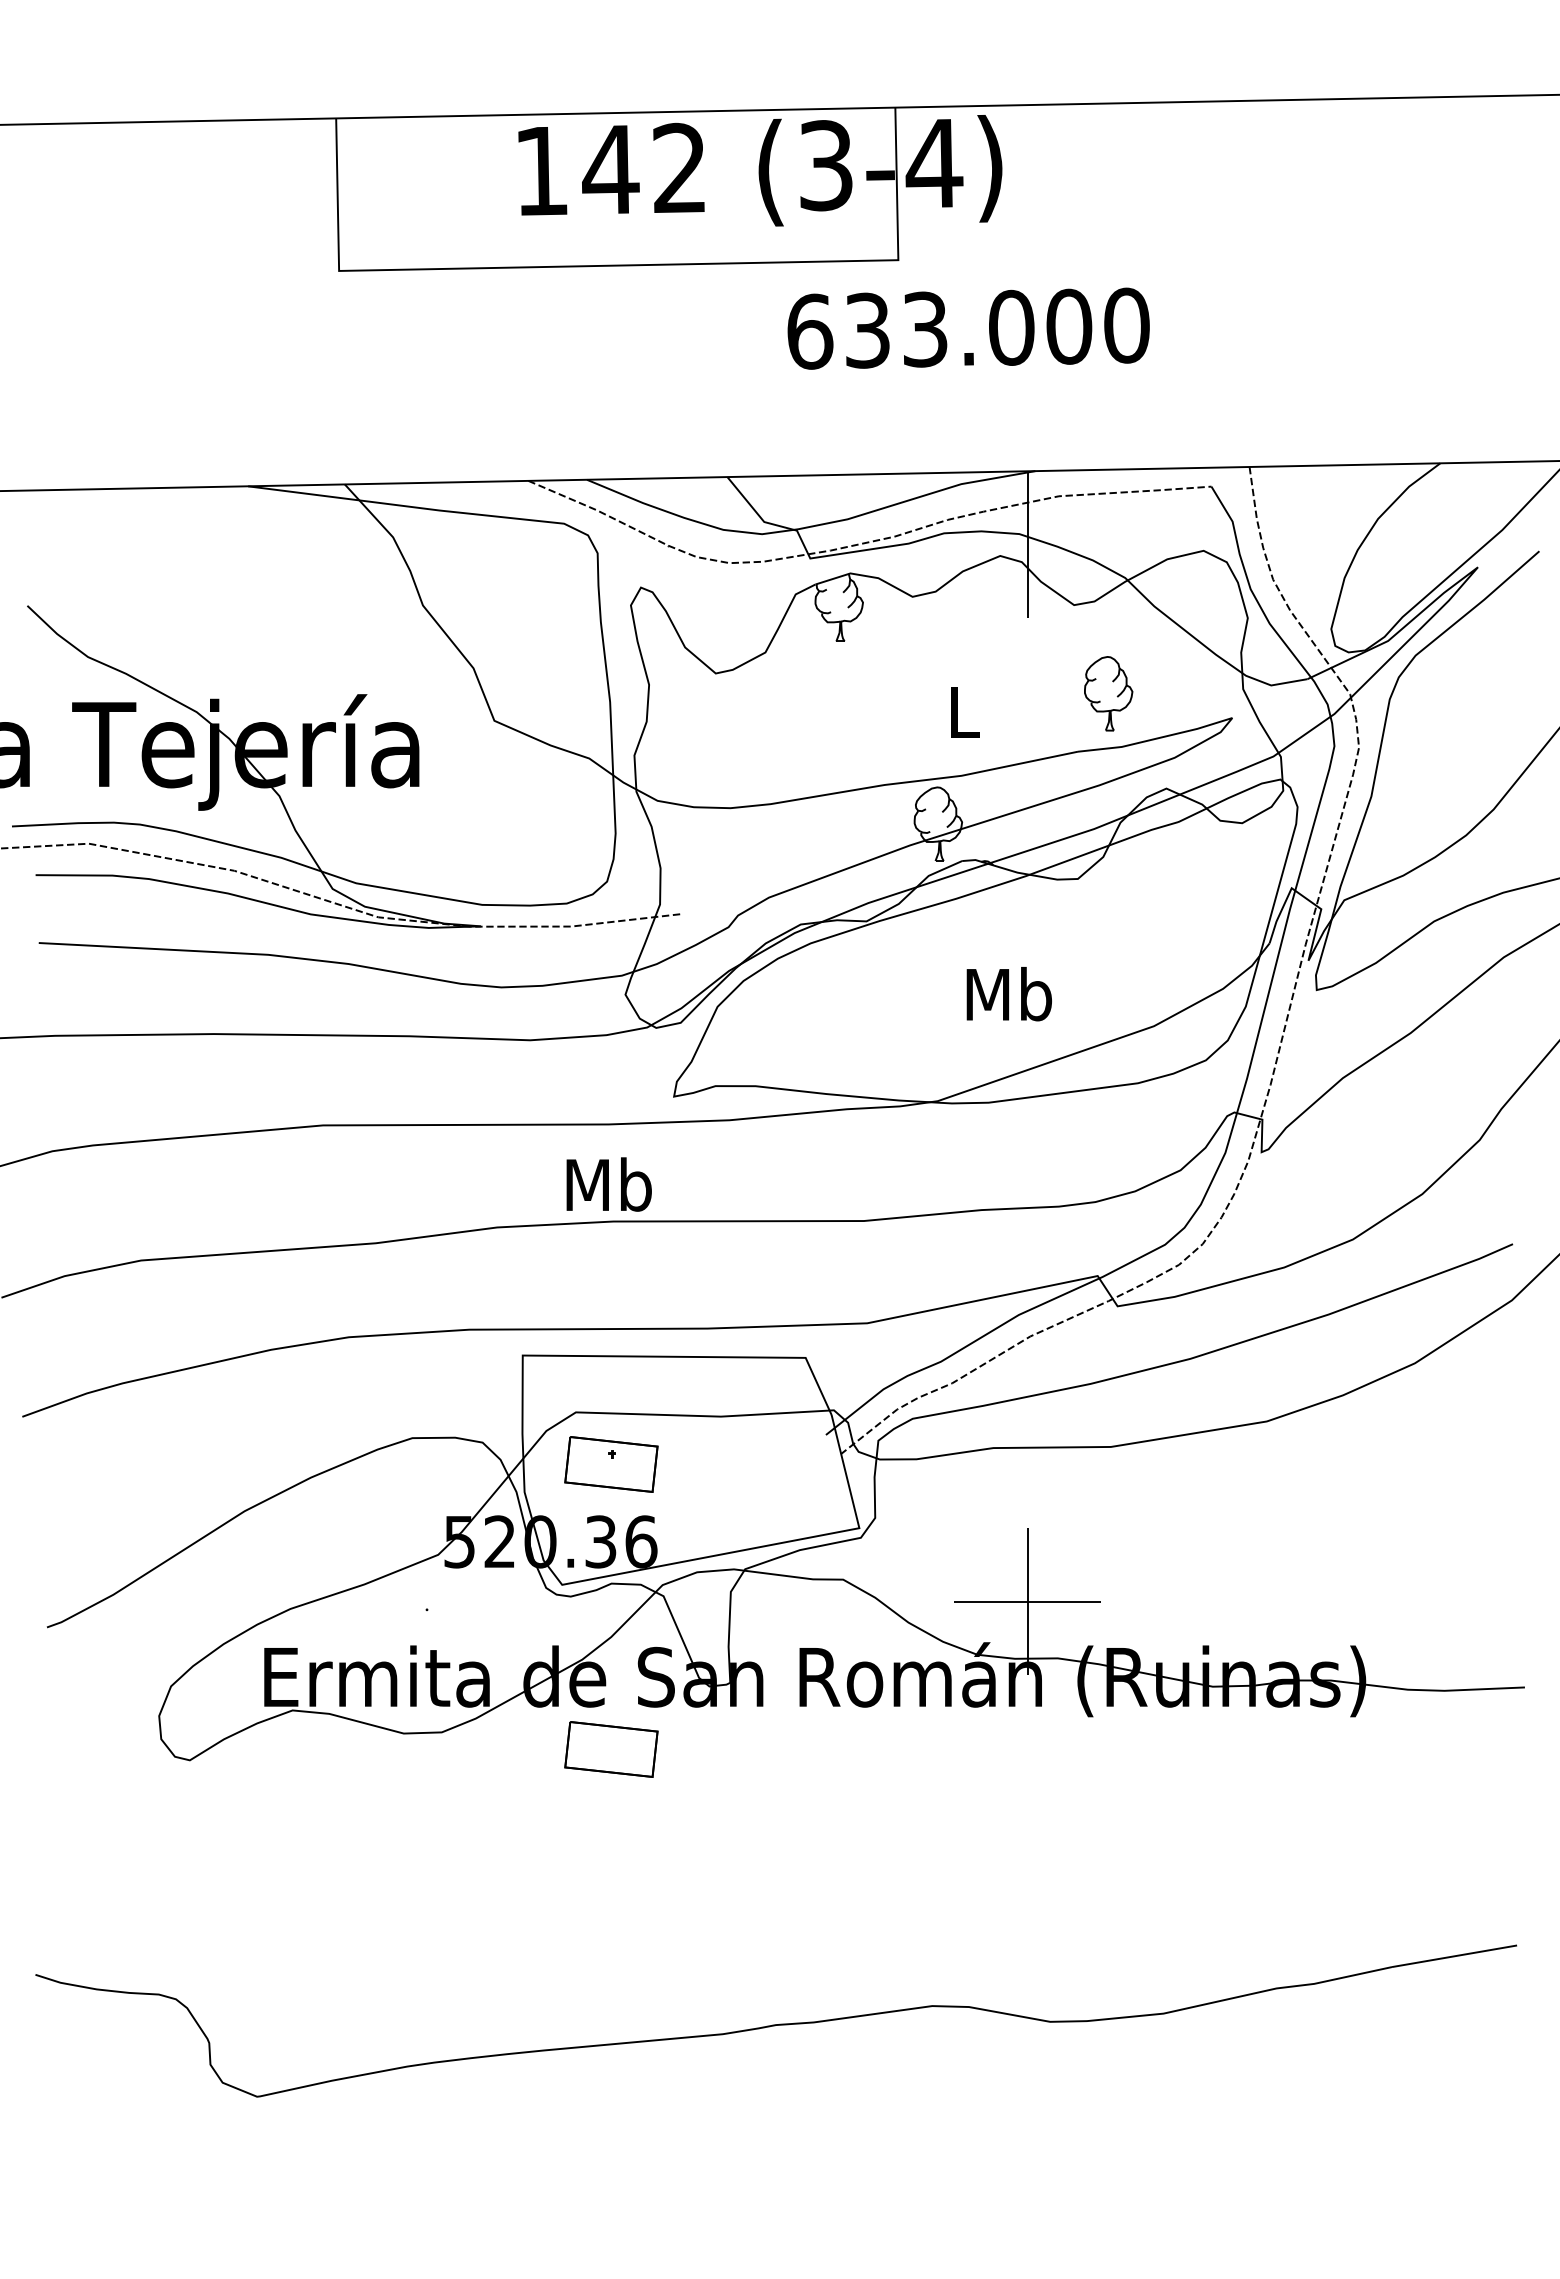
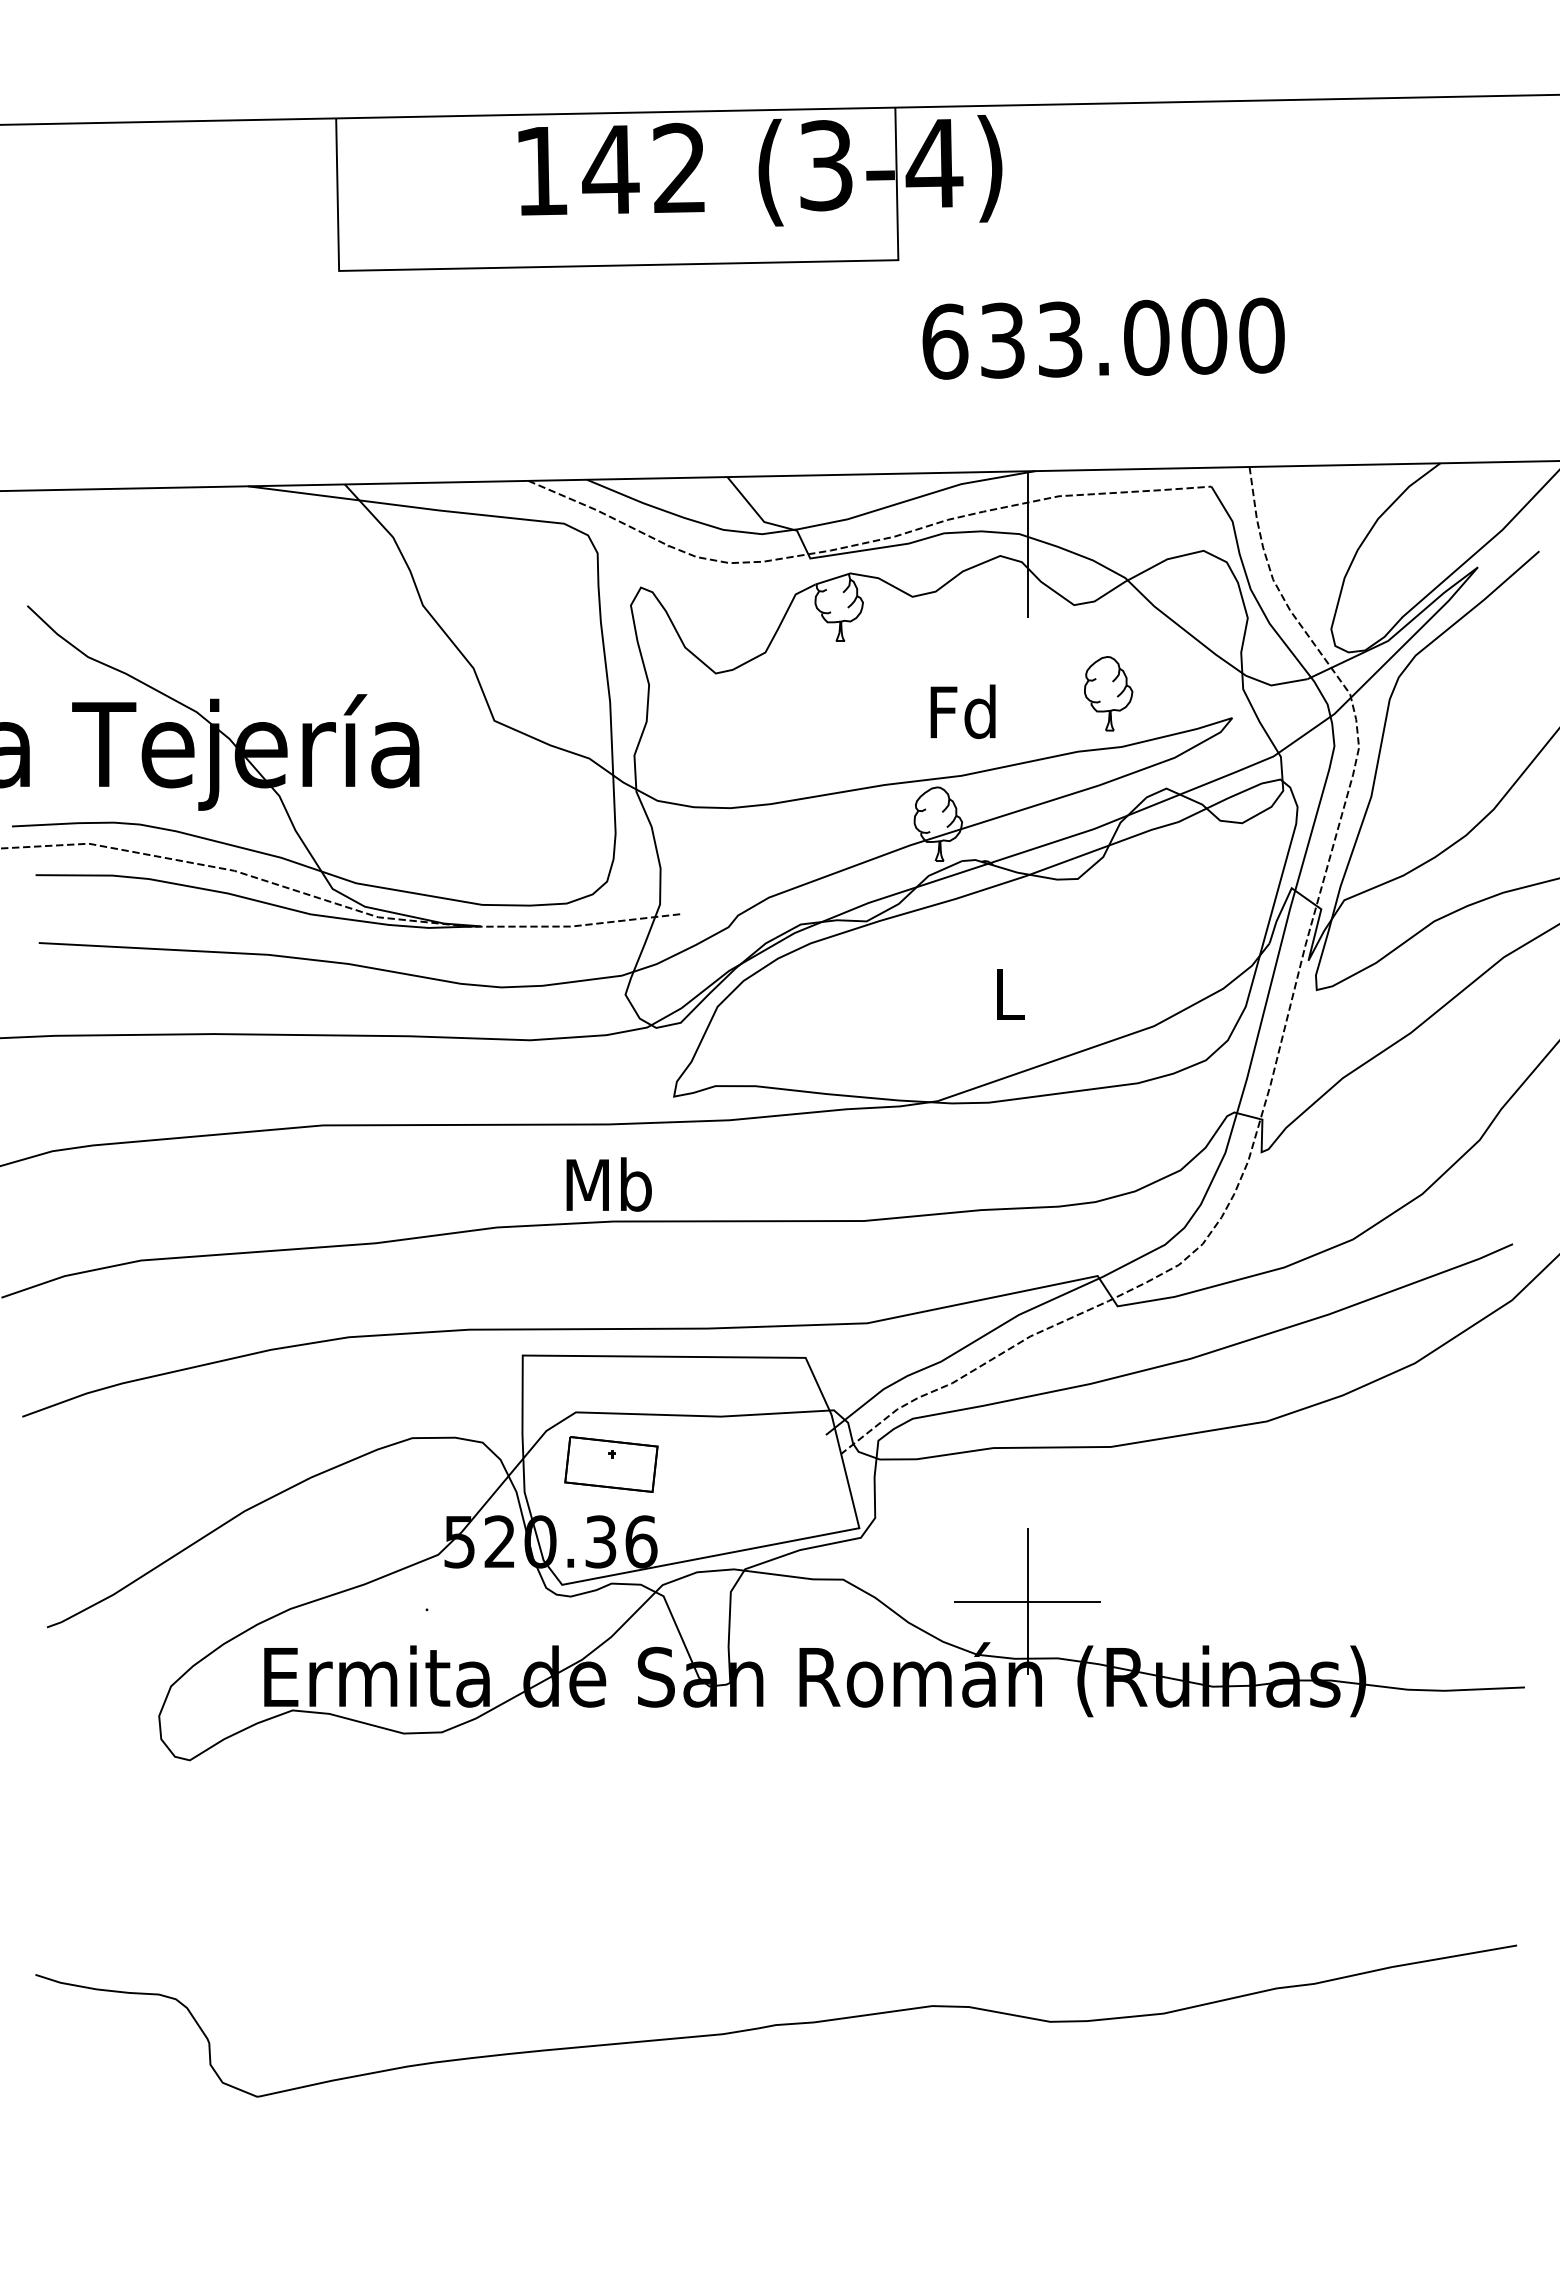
text position: (968, 328) -> (1103, 338) (1103, 338)
text: L -> Fd (962, 711)
text: Mb -> L (1009, 994)
part: present -> none (611, 1749)
